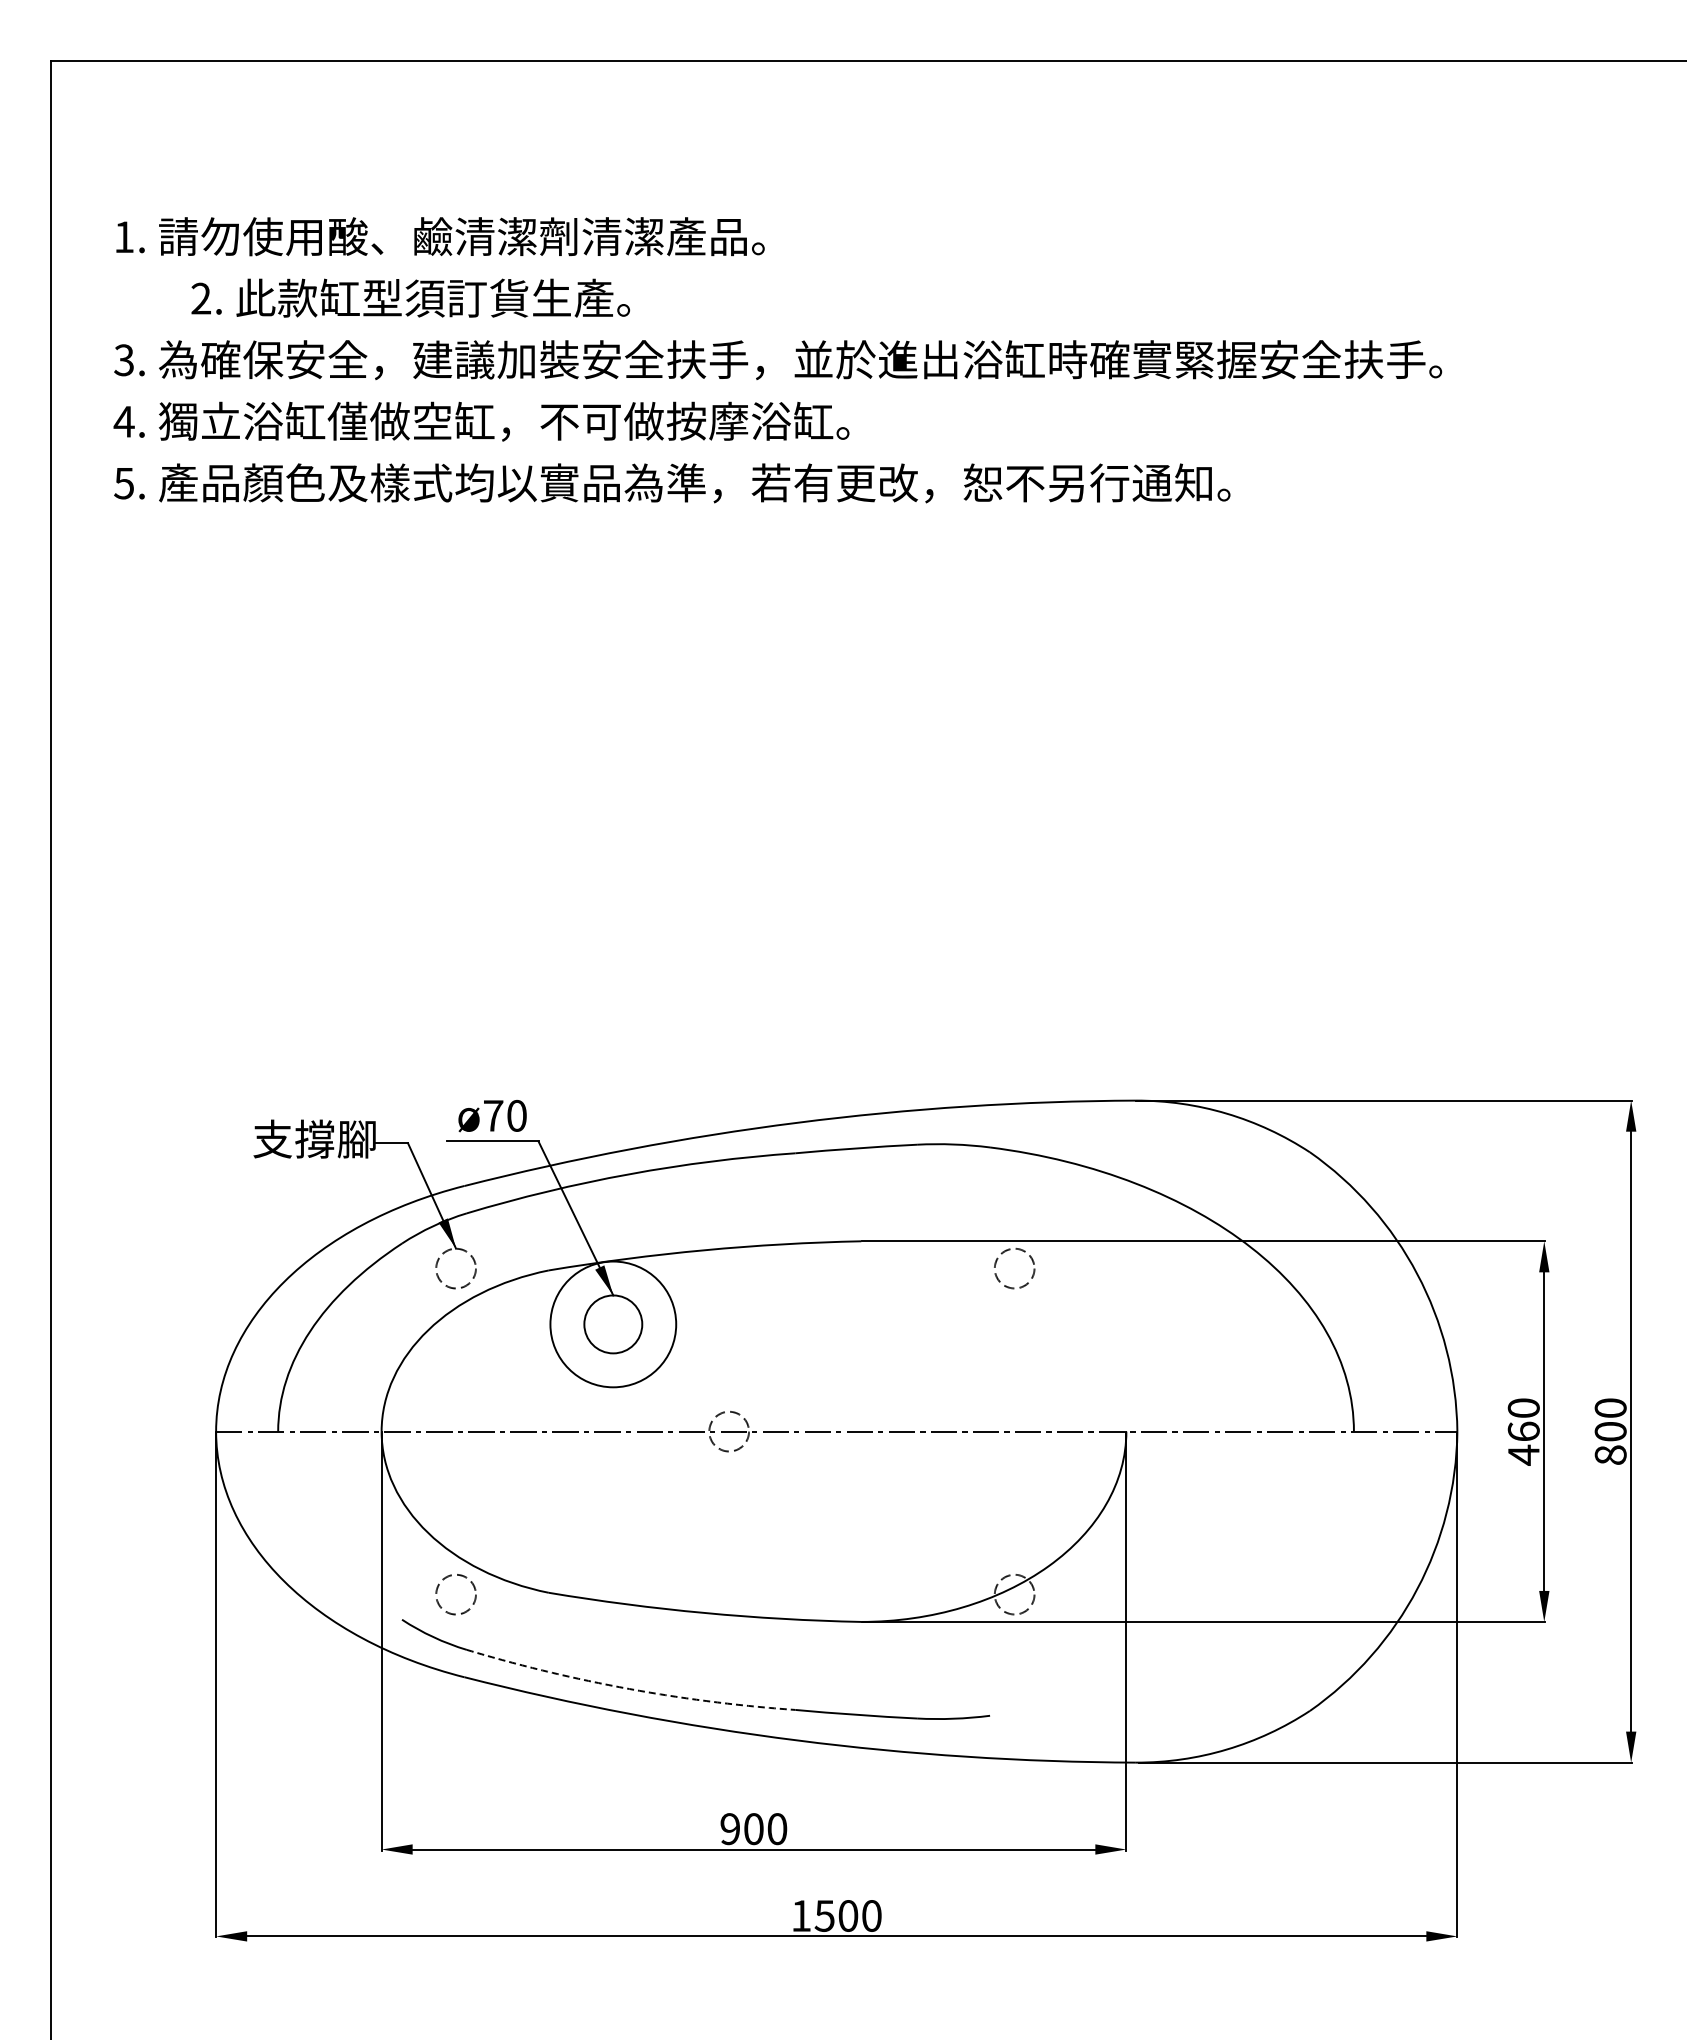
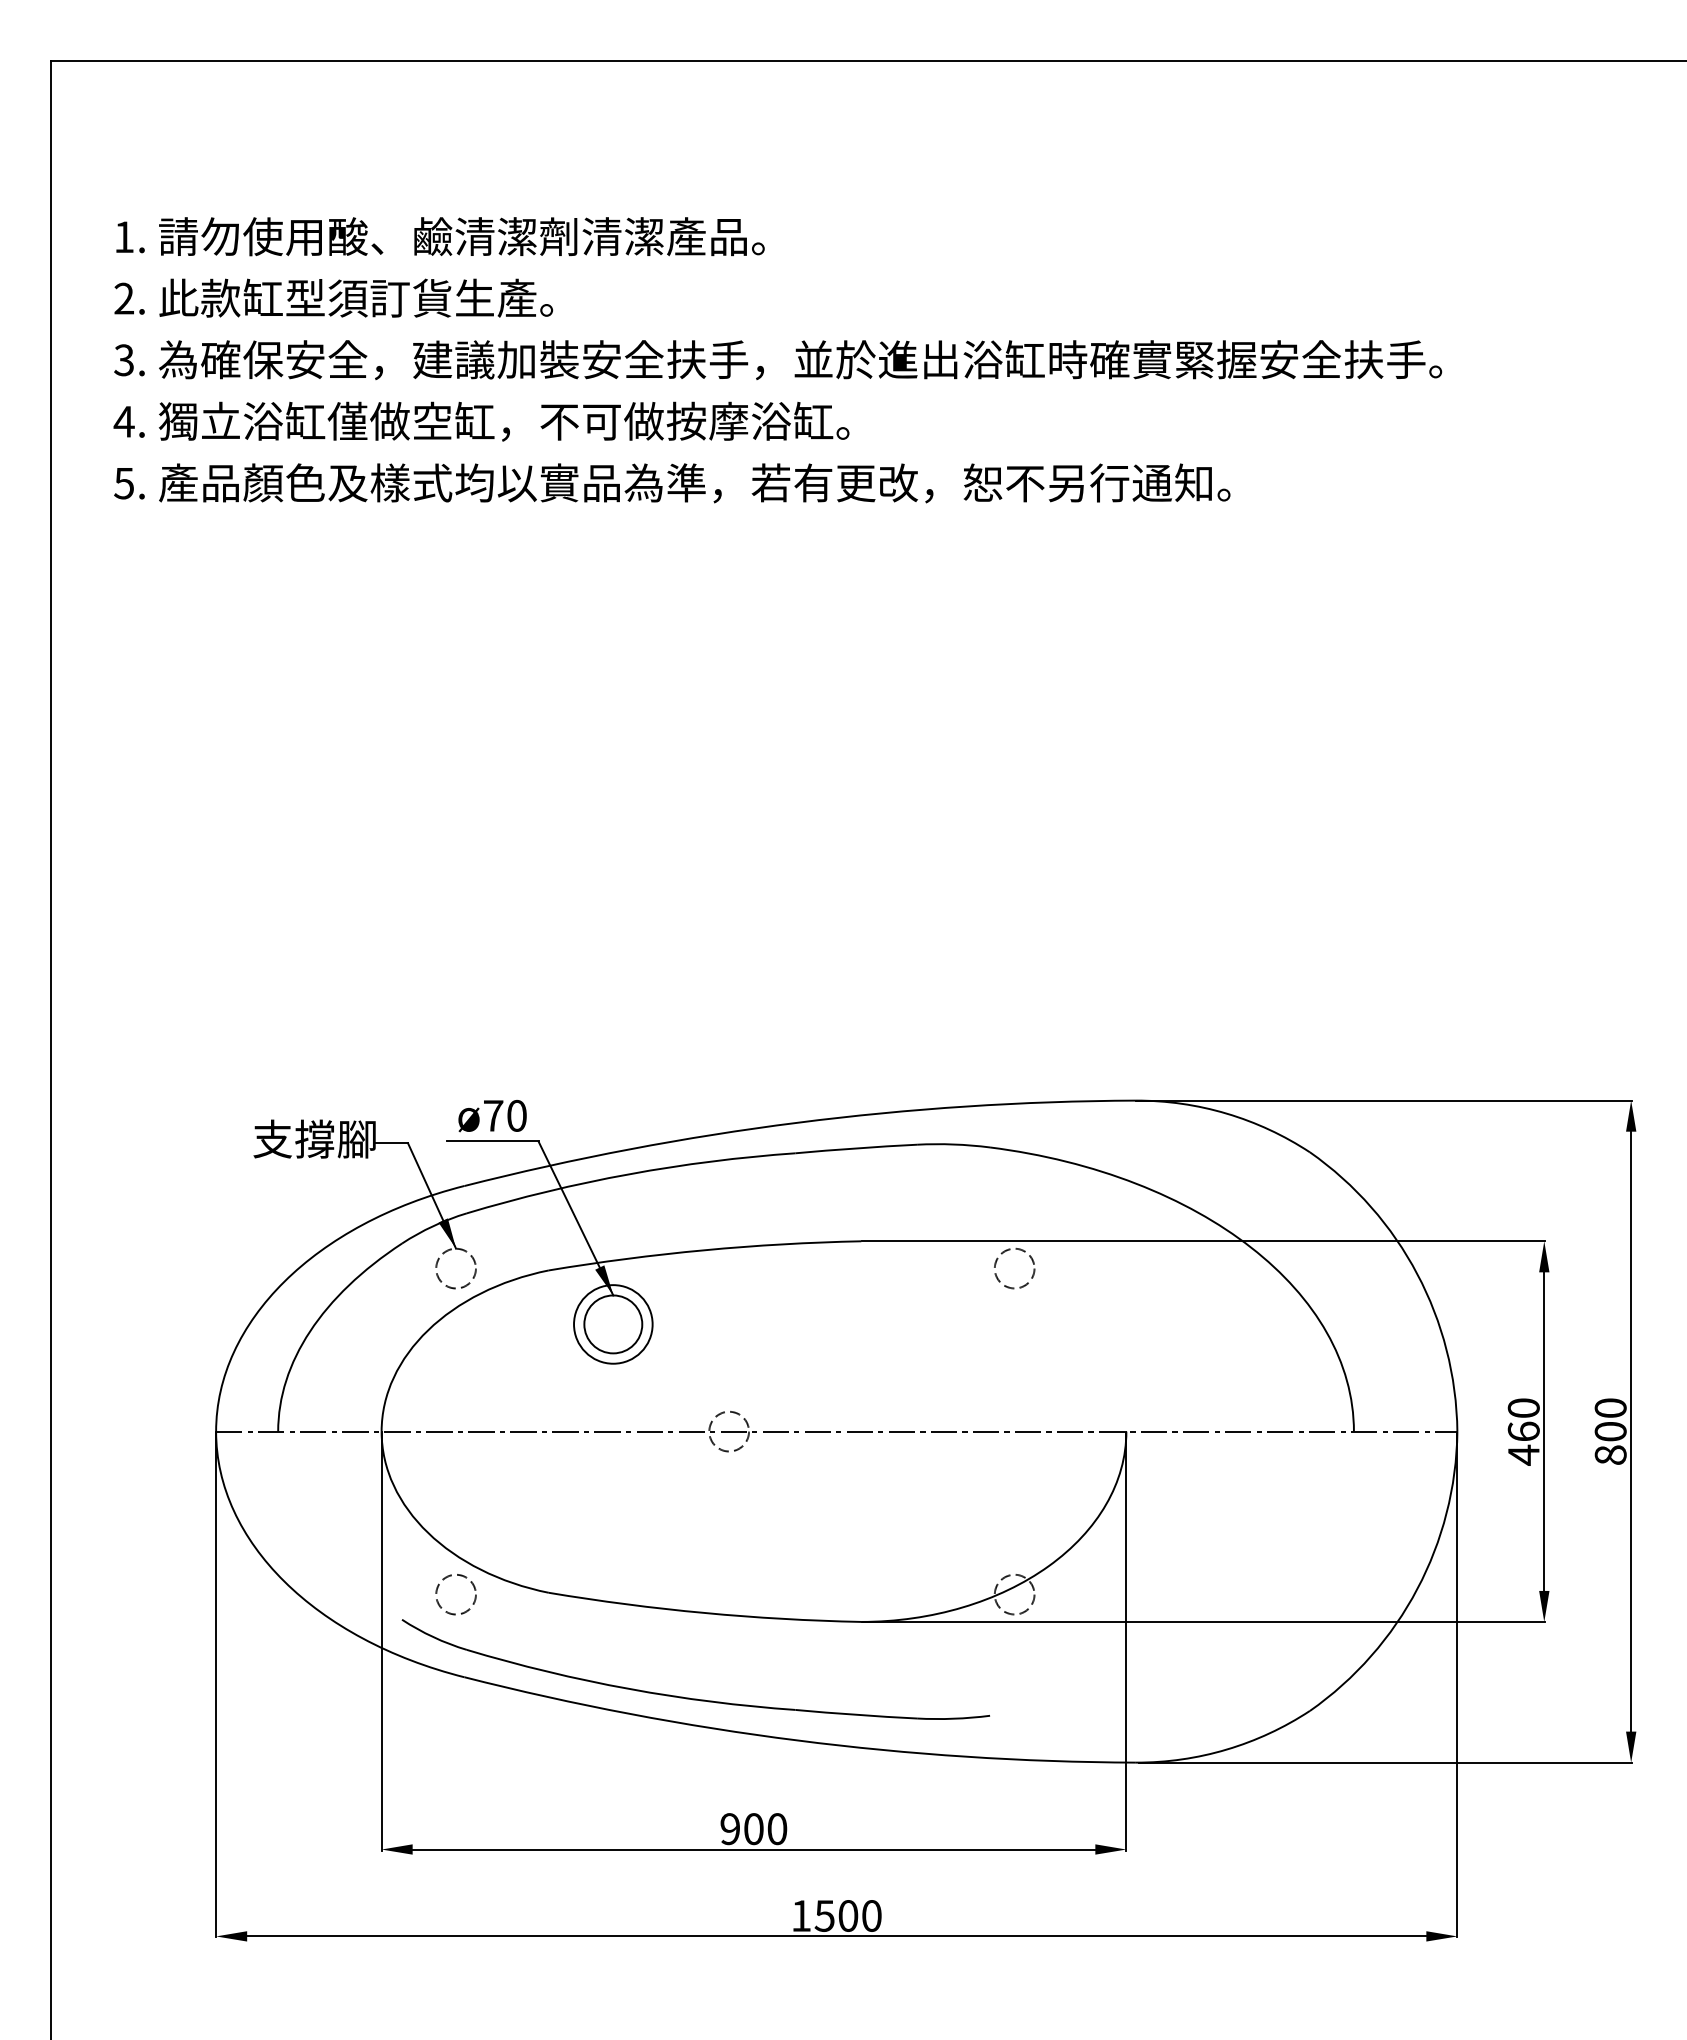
text position: (410, 297) -> (333, 297) (333, 297)
circle diameter: 126 px -> 79 px (613, 1324)
arc: dashed -> solid (629, 1689)
